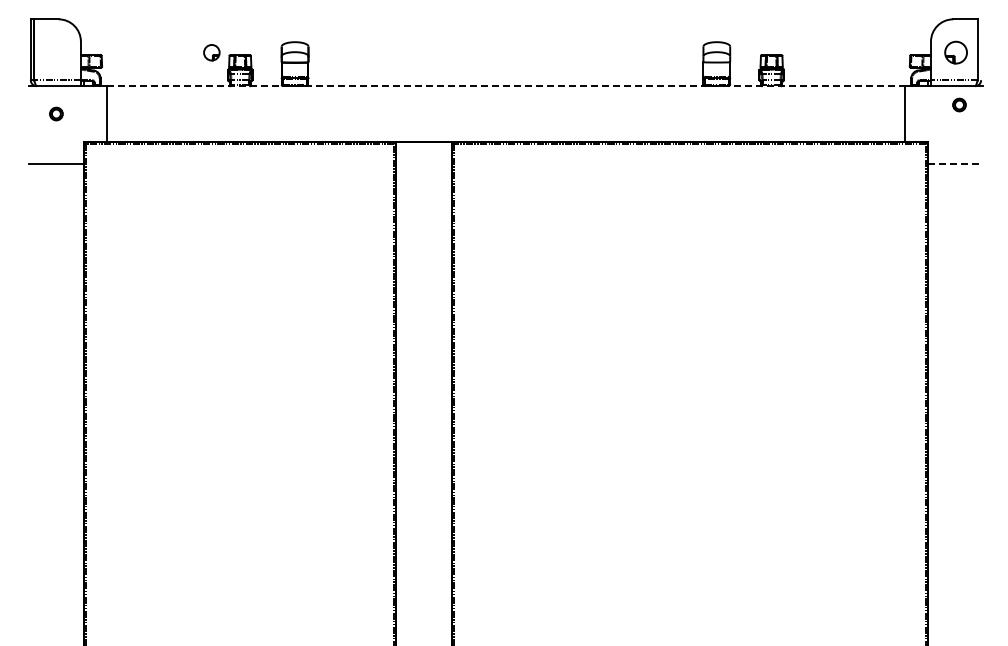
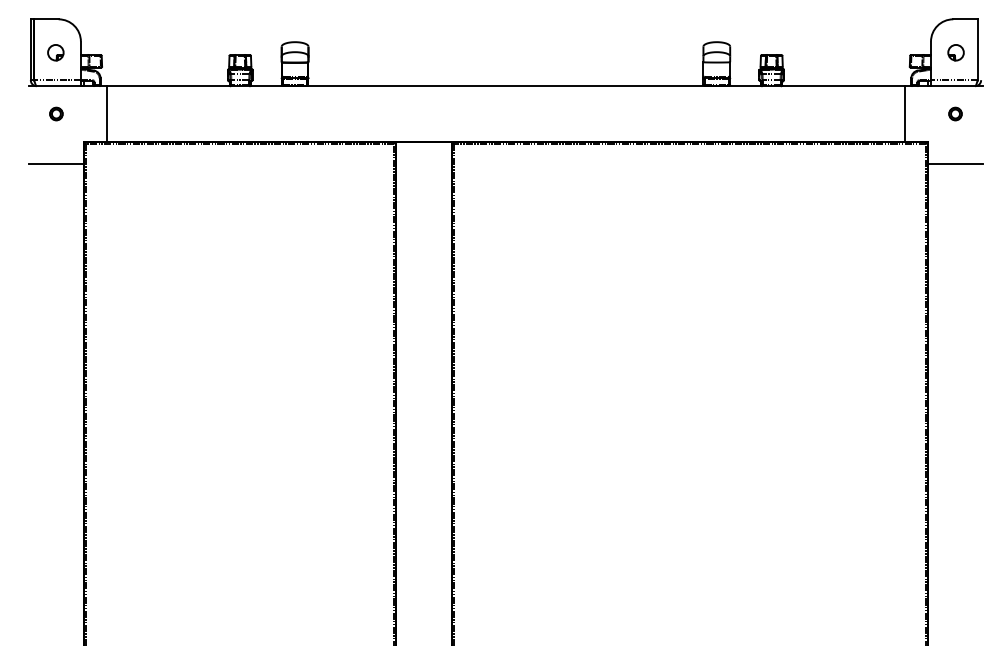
part position: (211, 52) -> (55, 52) (55, 52)
part size: 24x25 px -> 18x18 px (955, 52)
line: dashed -> solid (506, 86)
part position: (959, 104) -> (955, 113) (955, 113)
line: dashed -> solid (955, 164)
